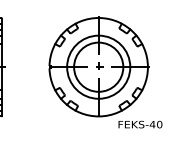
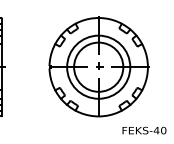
text position: (140, 124) -> (144, 130) (144, 130)
